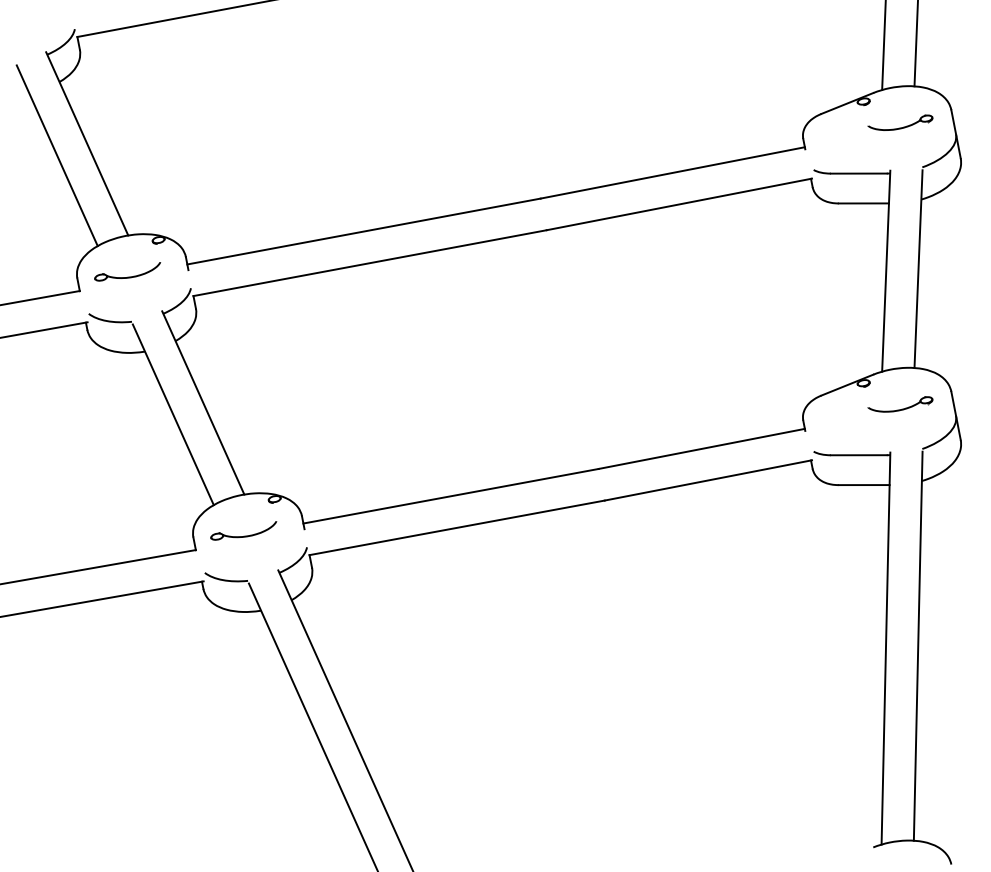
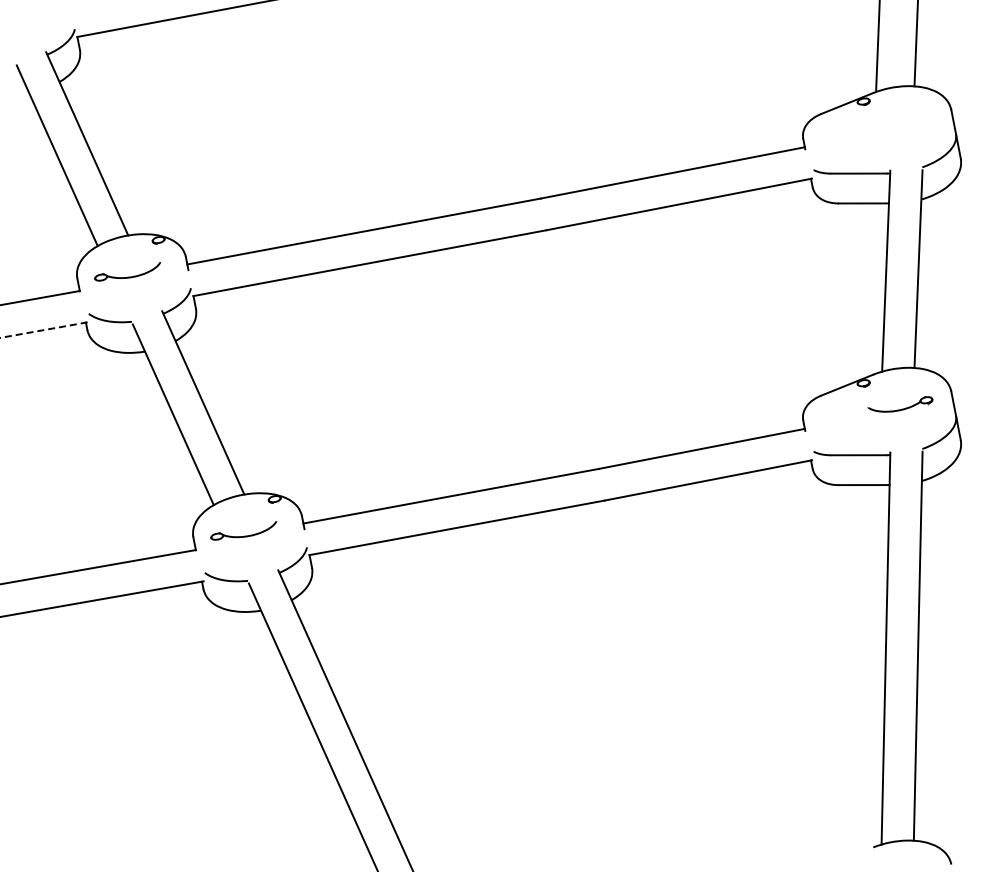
line position: (883, 46) -> (877, 46) (877, 46)
part: present -> none (900, 122)
line: solid -> dashed (43, 330)
